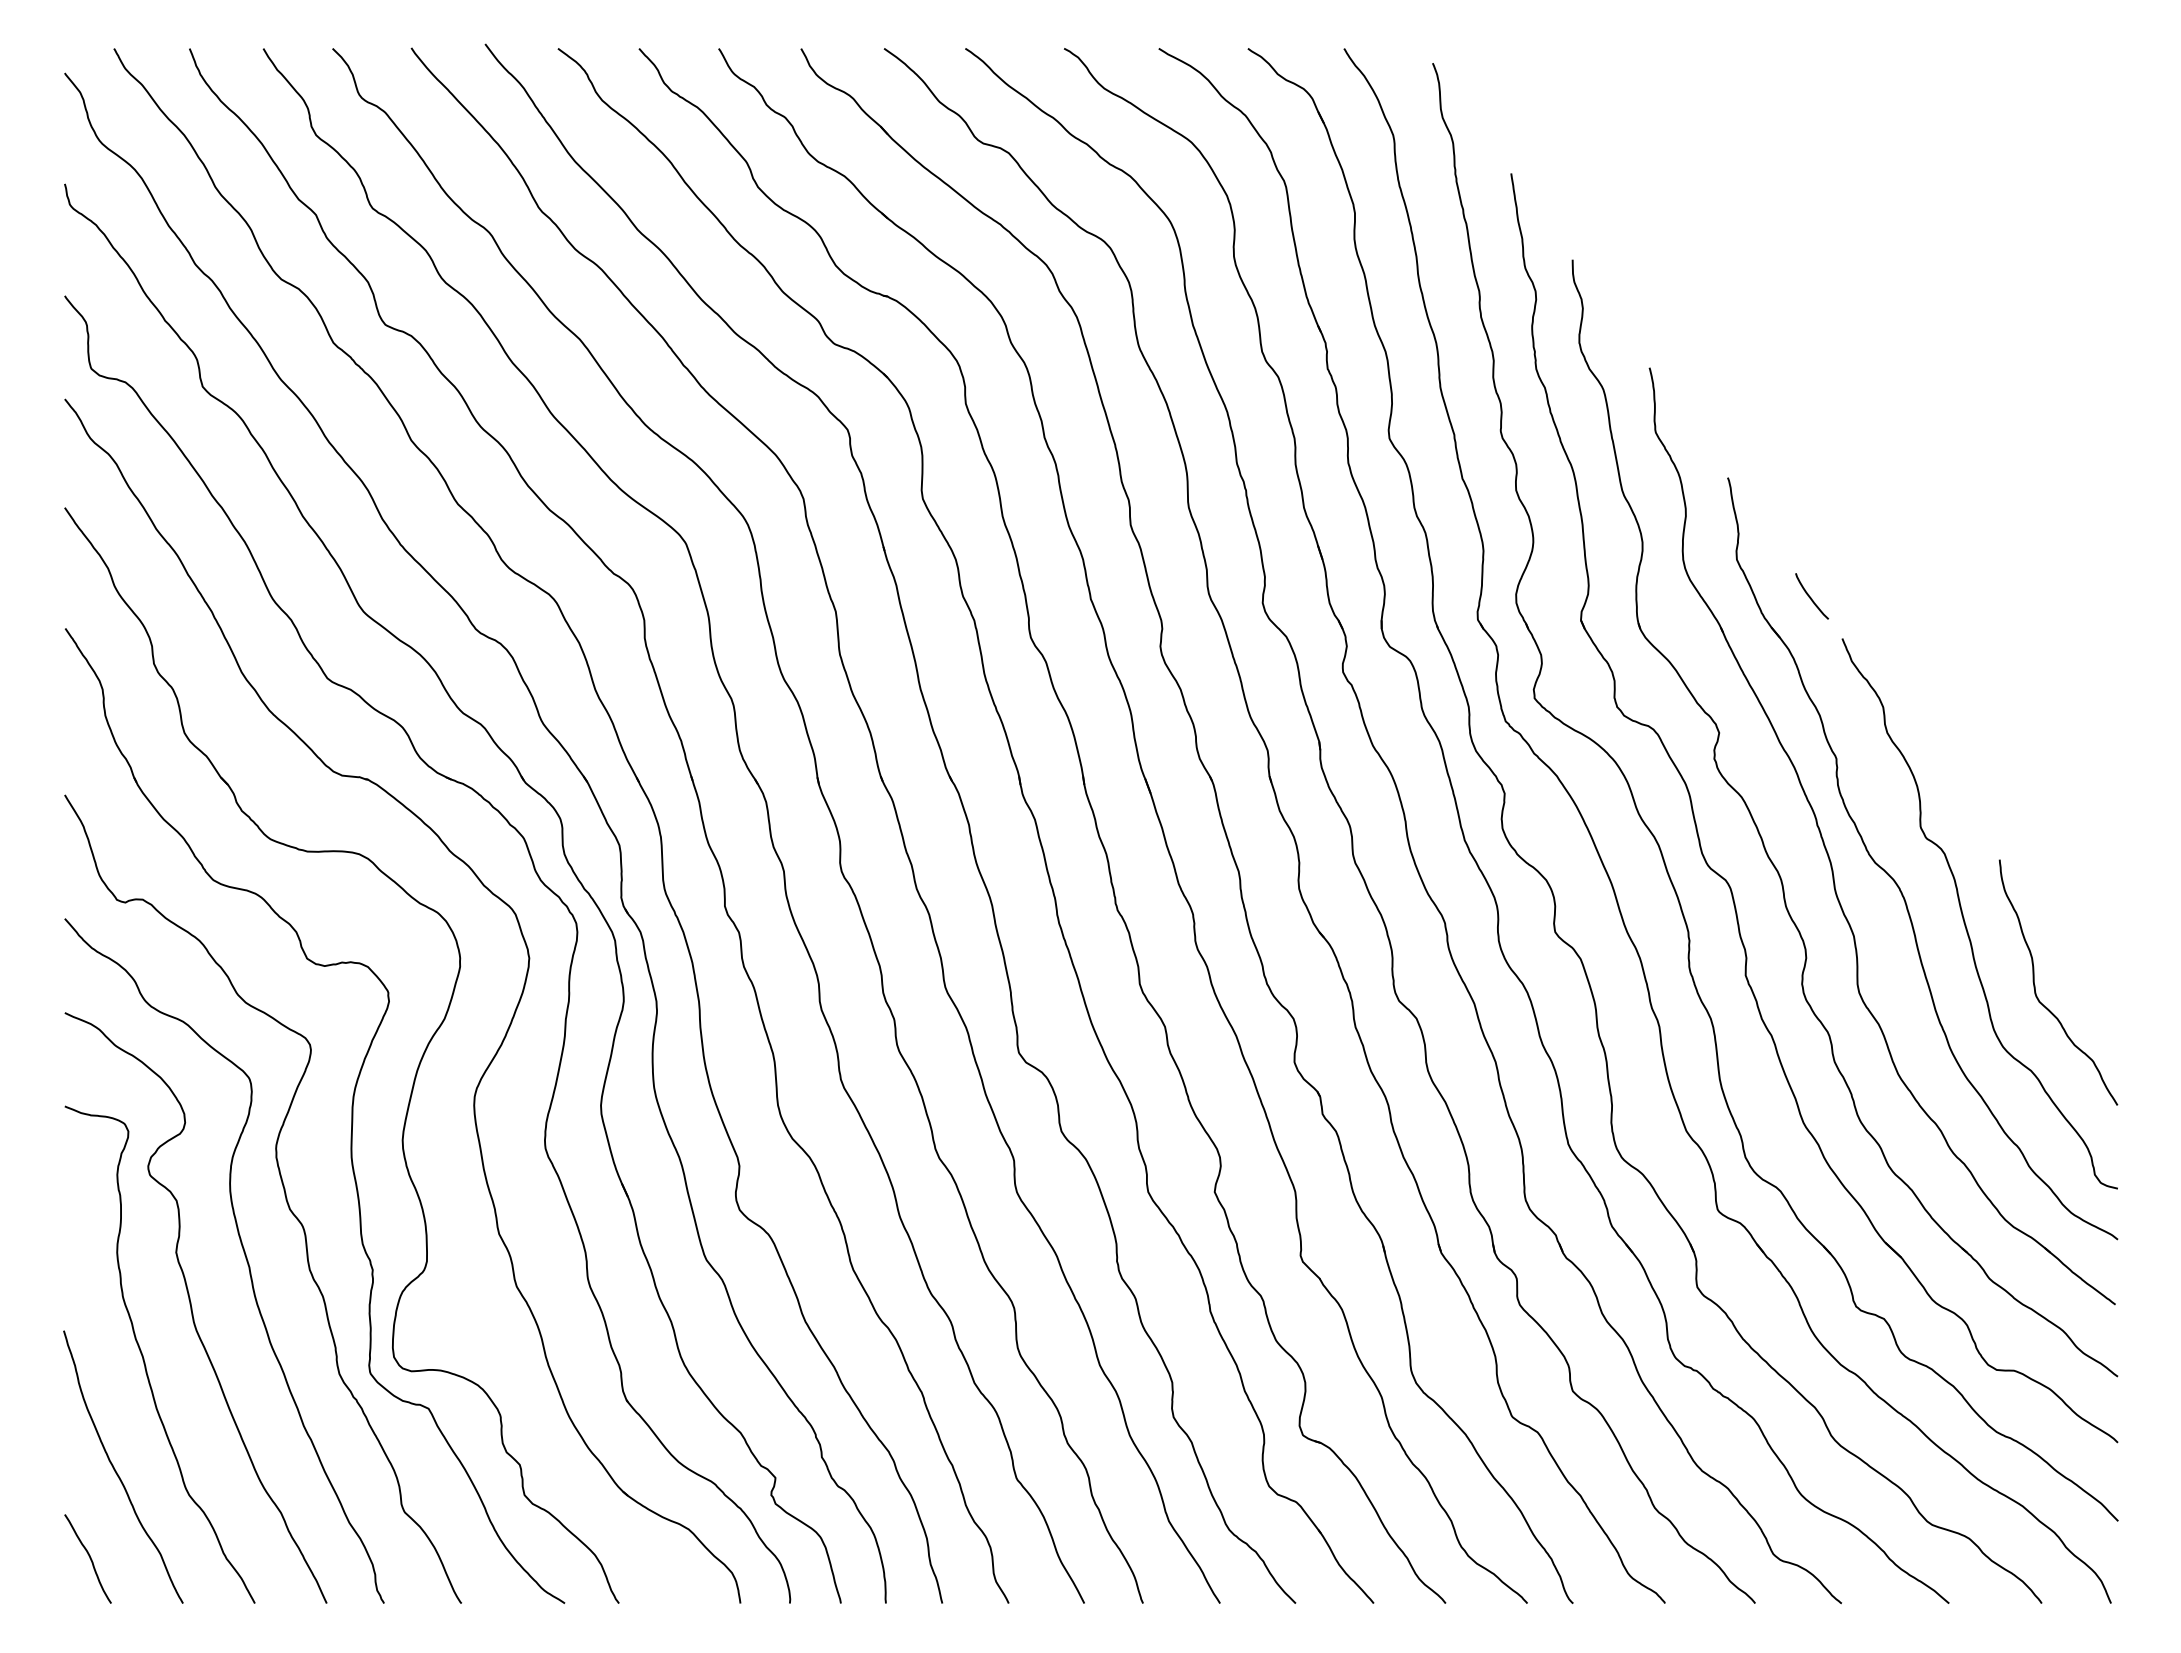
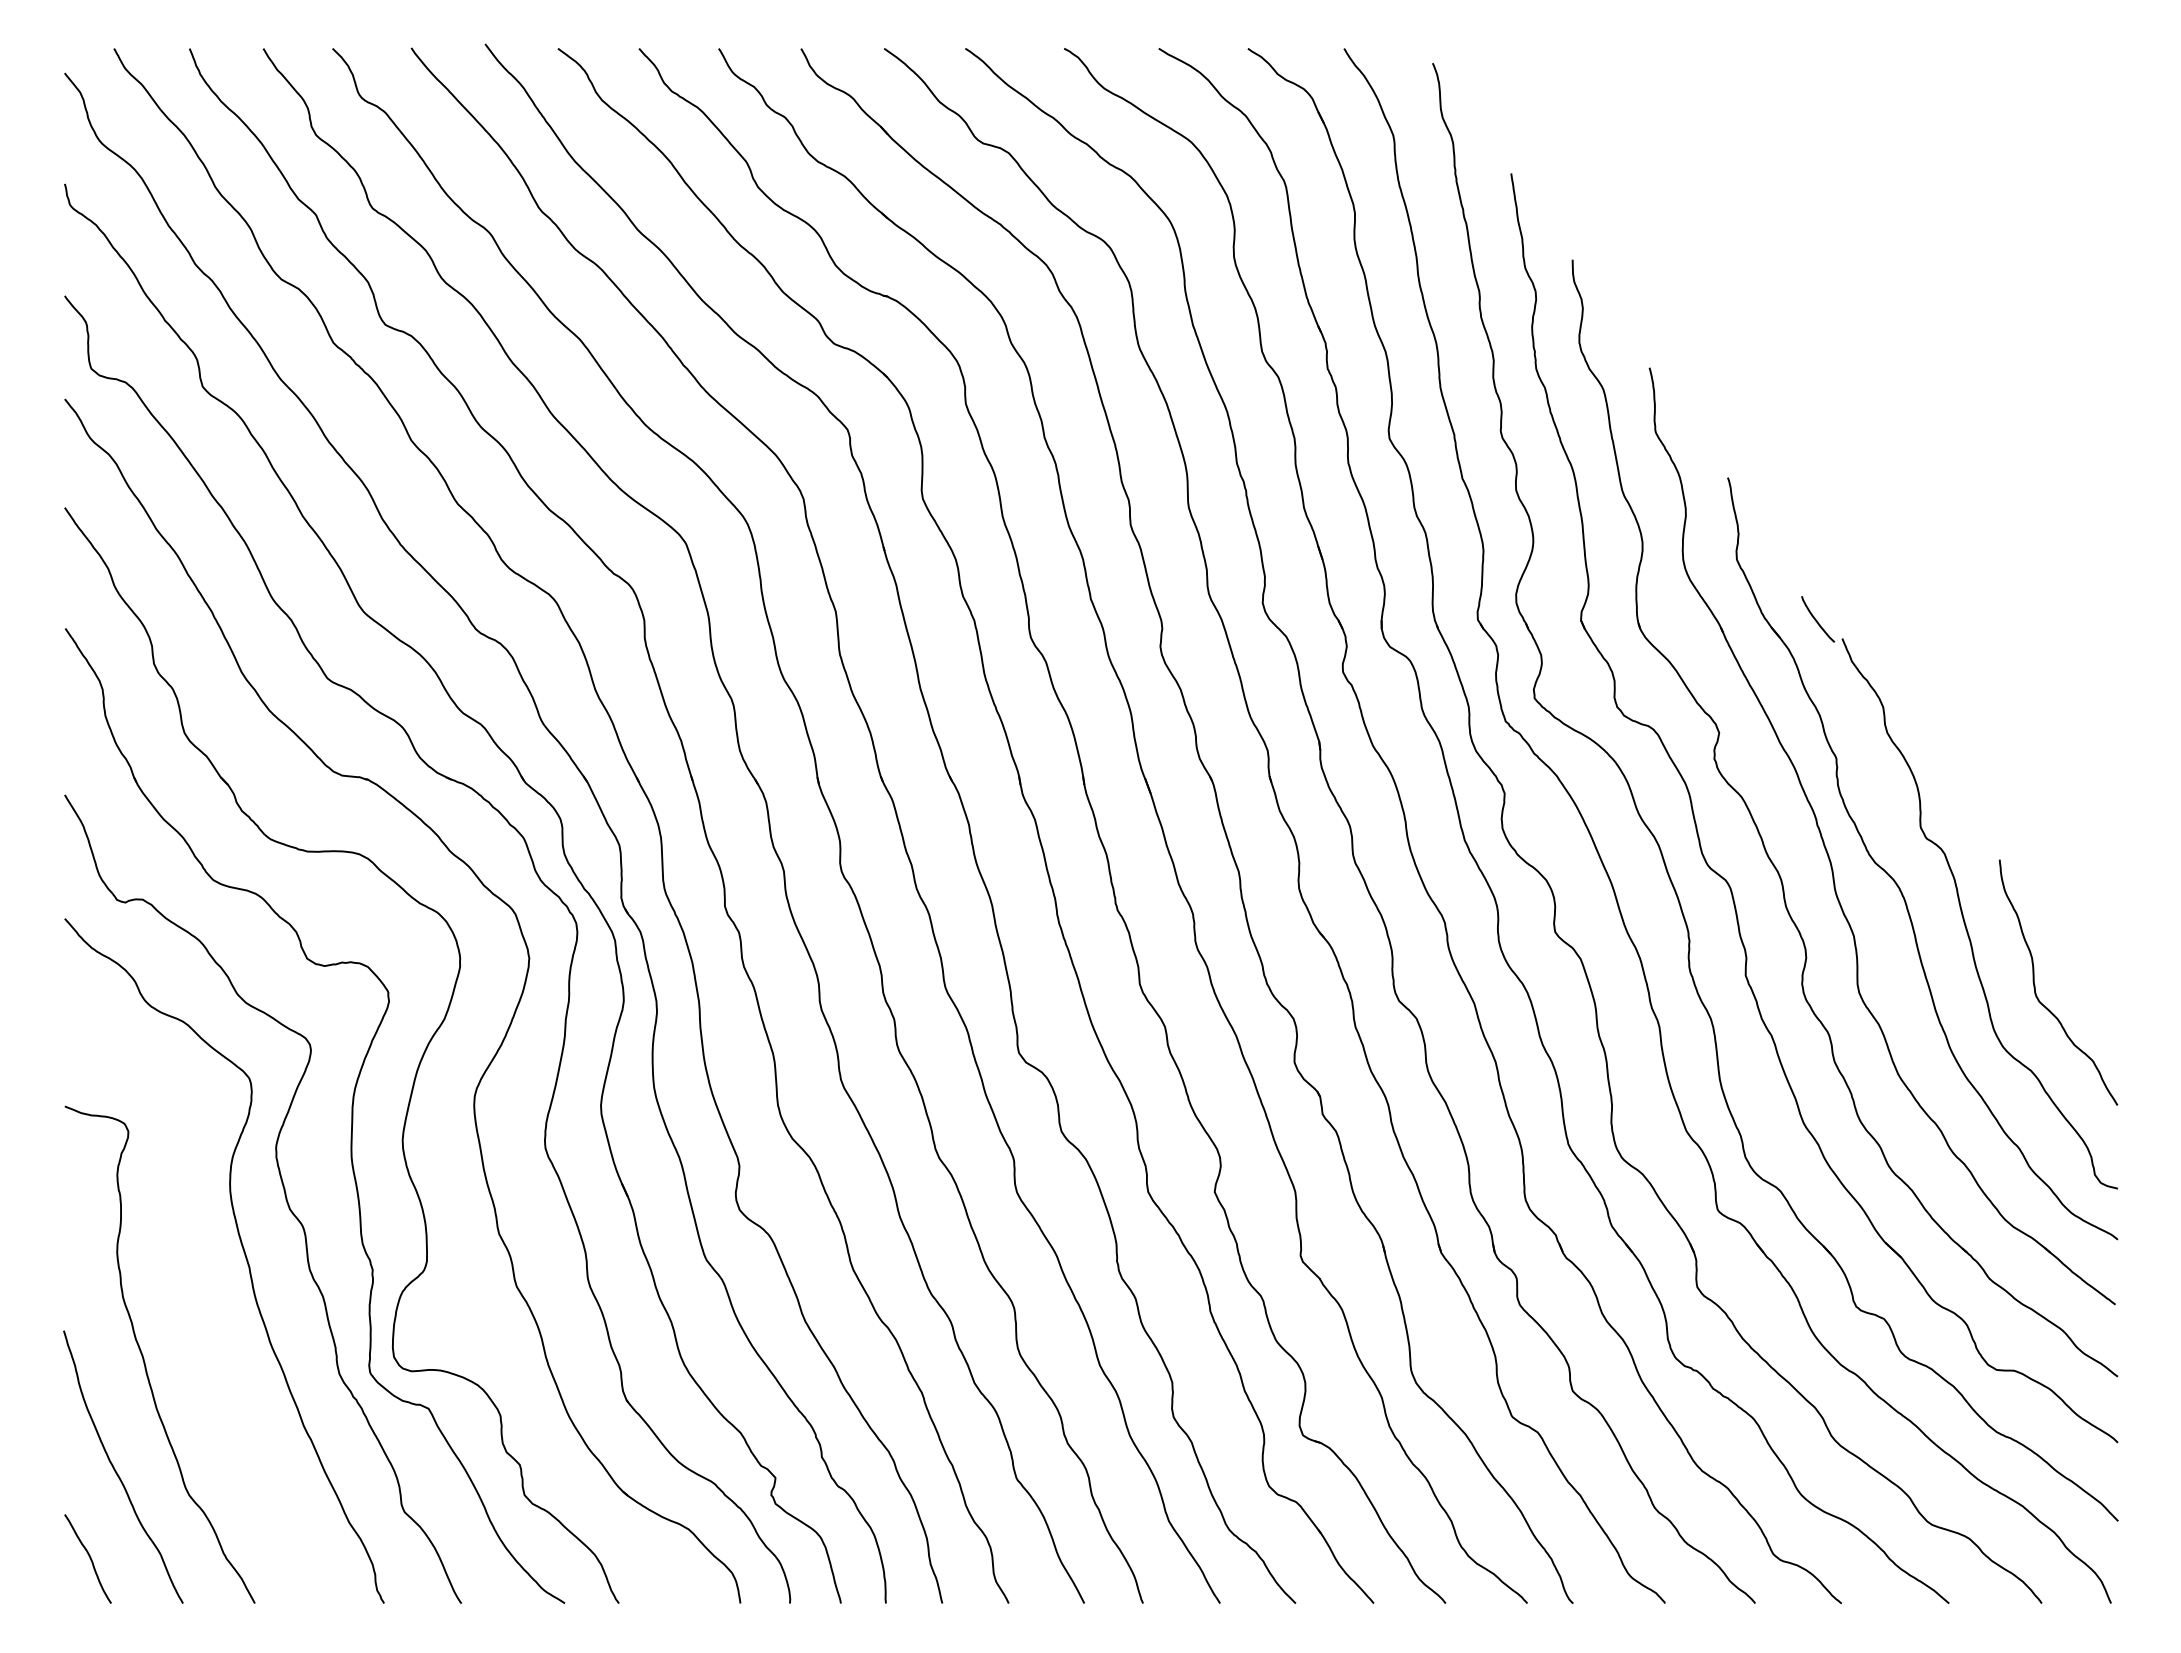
curve position: (1810, 596) -> (1816, 619) (1816, 619)
curve: present -> none (192, 1307)
